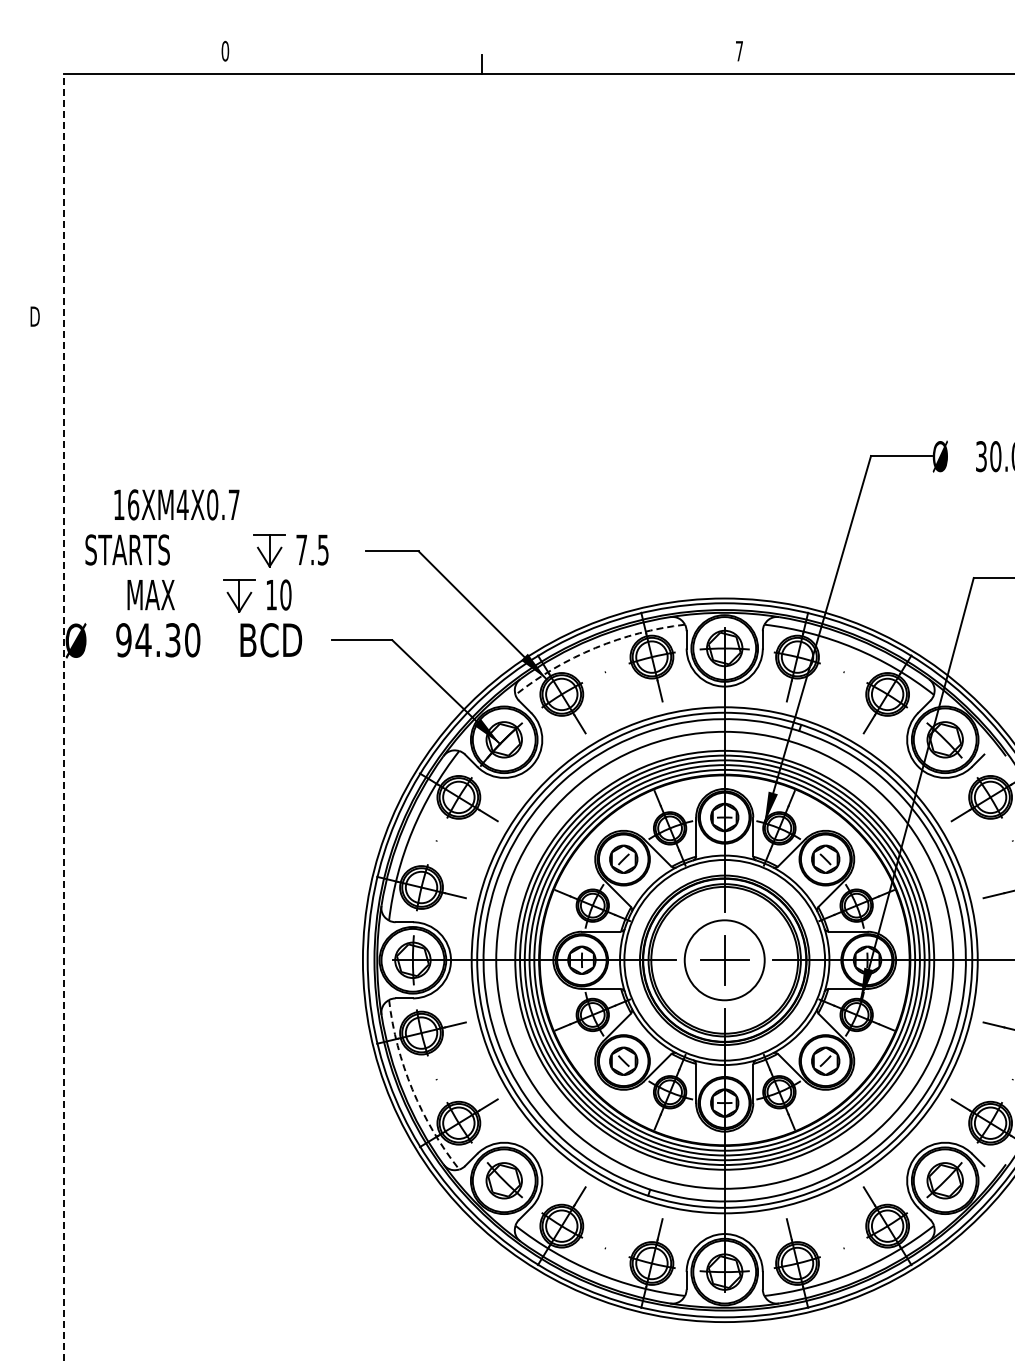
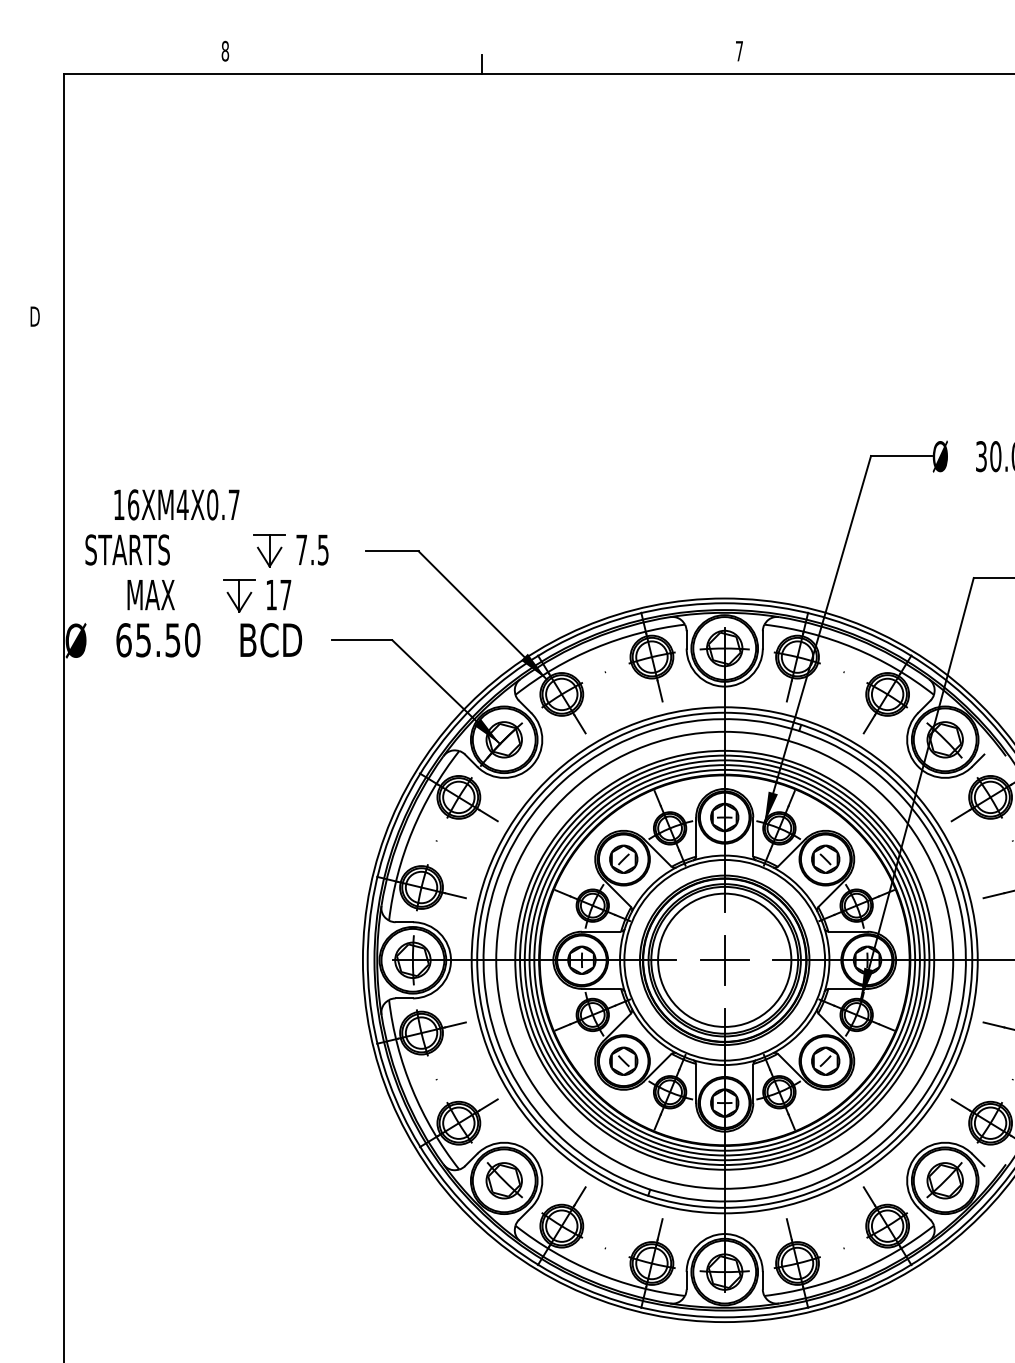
text: 0 -> 8 (225, 51)
text: 10 -> 17 (285, 594)
text: 94.30 -> 65.50 (148, 640)
arc: dashed -> solid (595, 648)
line: dashed -> solid (64, 717)
circle diameter: 80 px -> 133 px (724, 959)
arc: dashed -> solid (412, 1089)
